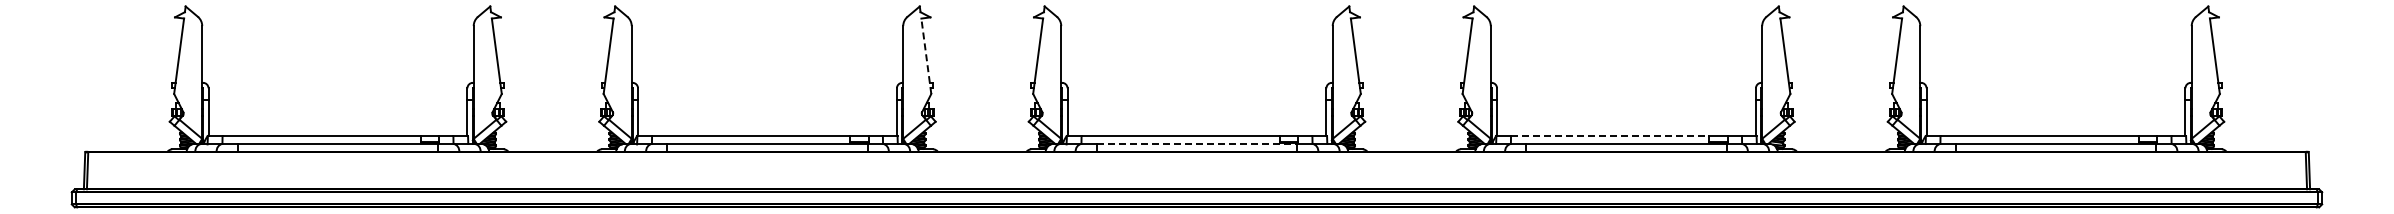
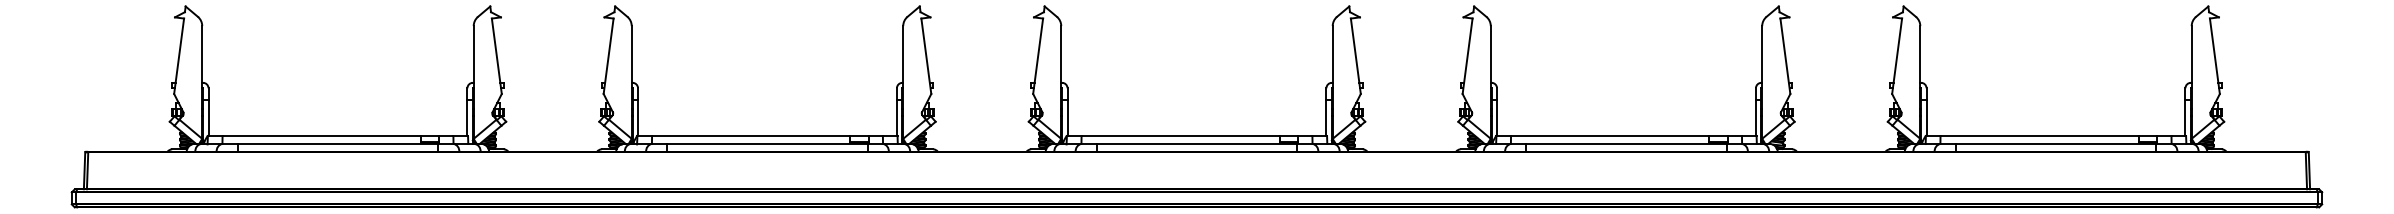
line: dashed -> solid (926, 55)
line: dashed -> solid (1610, 136)
line: dashed -> solid (1197, 143)
